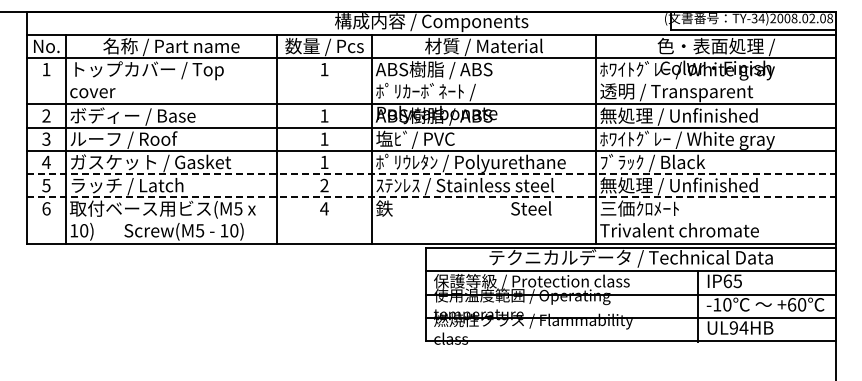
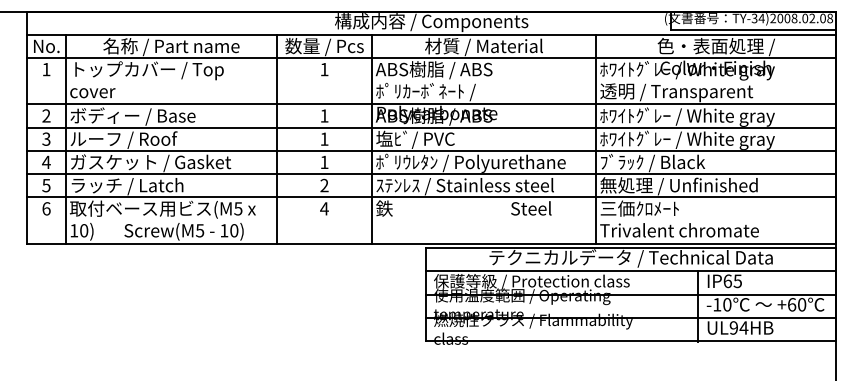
text: 無処理 / Unfinished -> ﾎﾜｲﾄｸﾞﾚｰ / White gray (687, 116)
line: dashed -> solid (432, 173)
line: dashed -> solid (432, 197)
